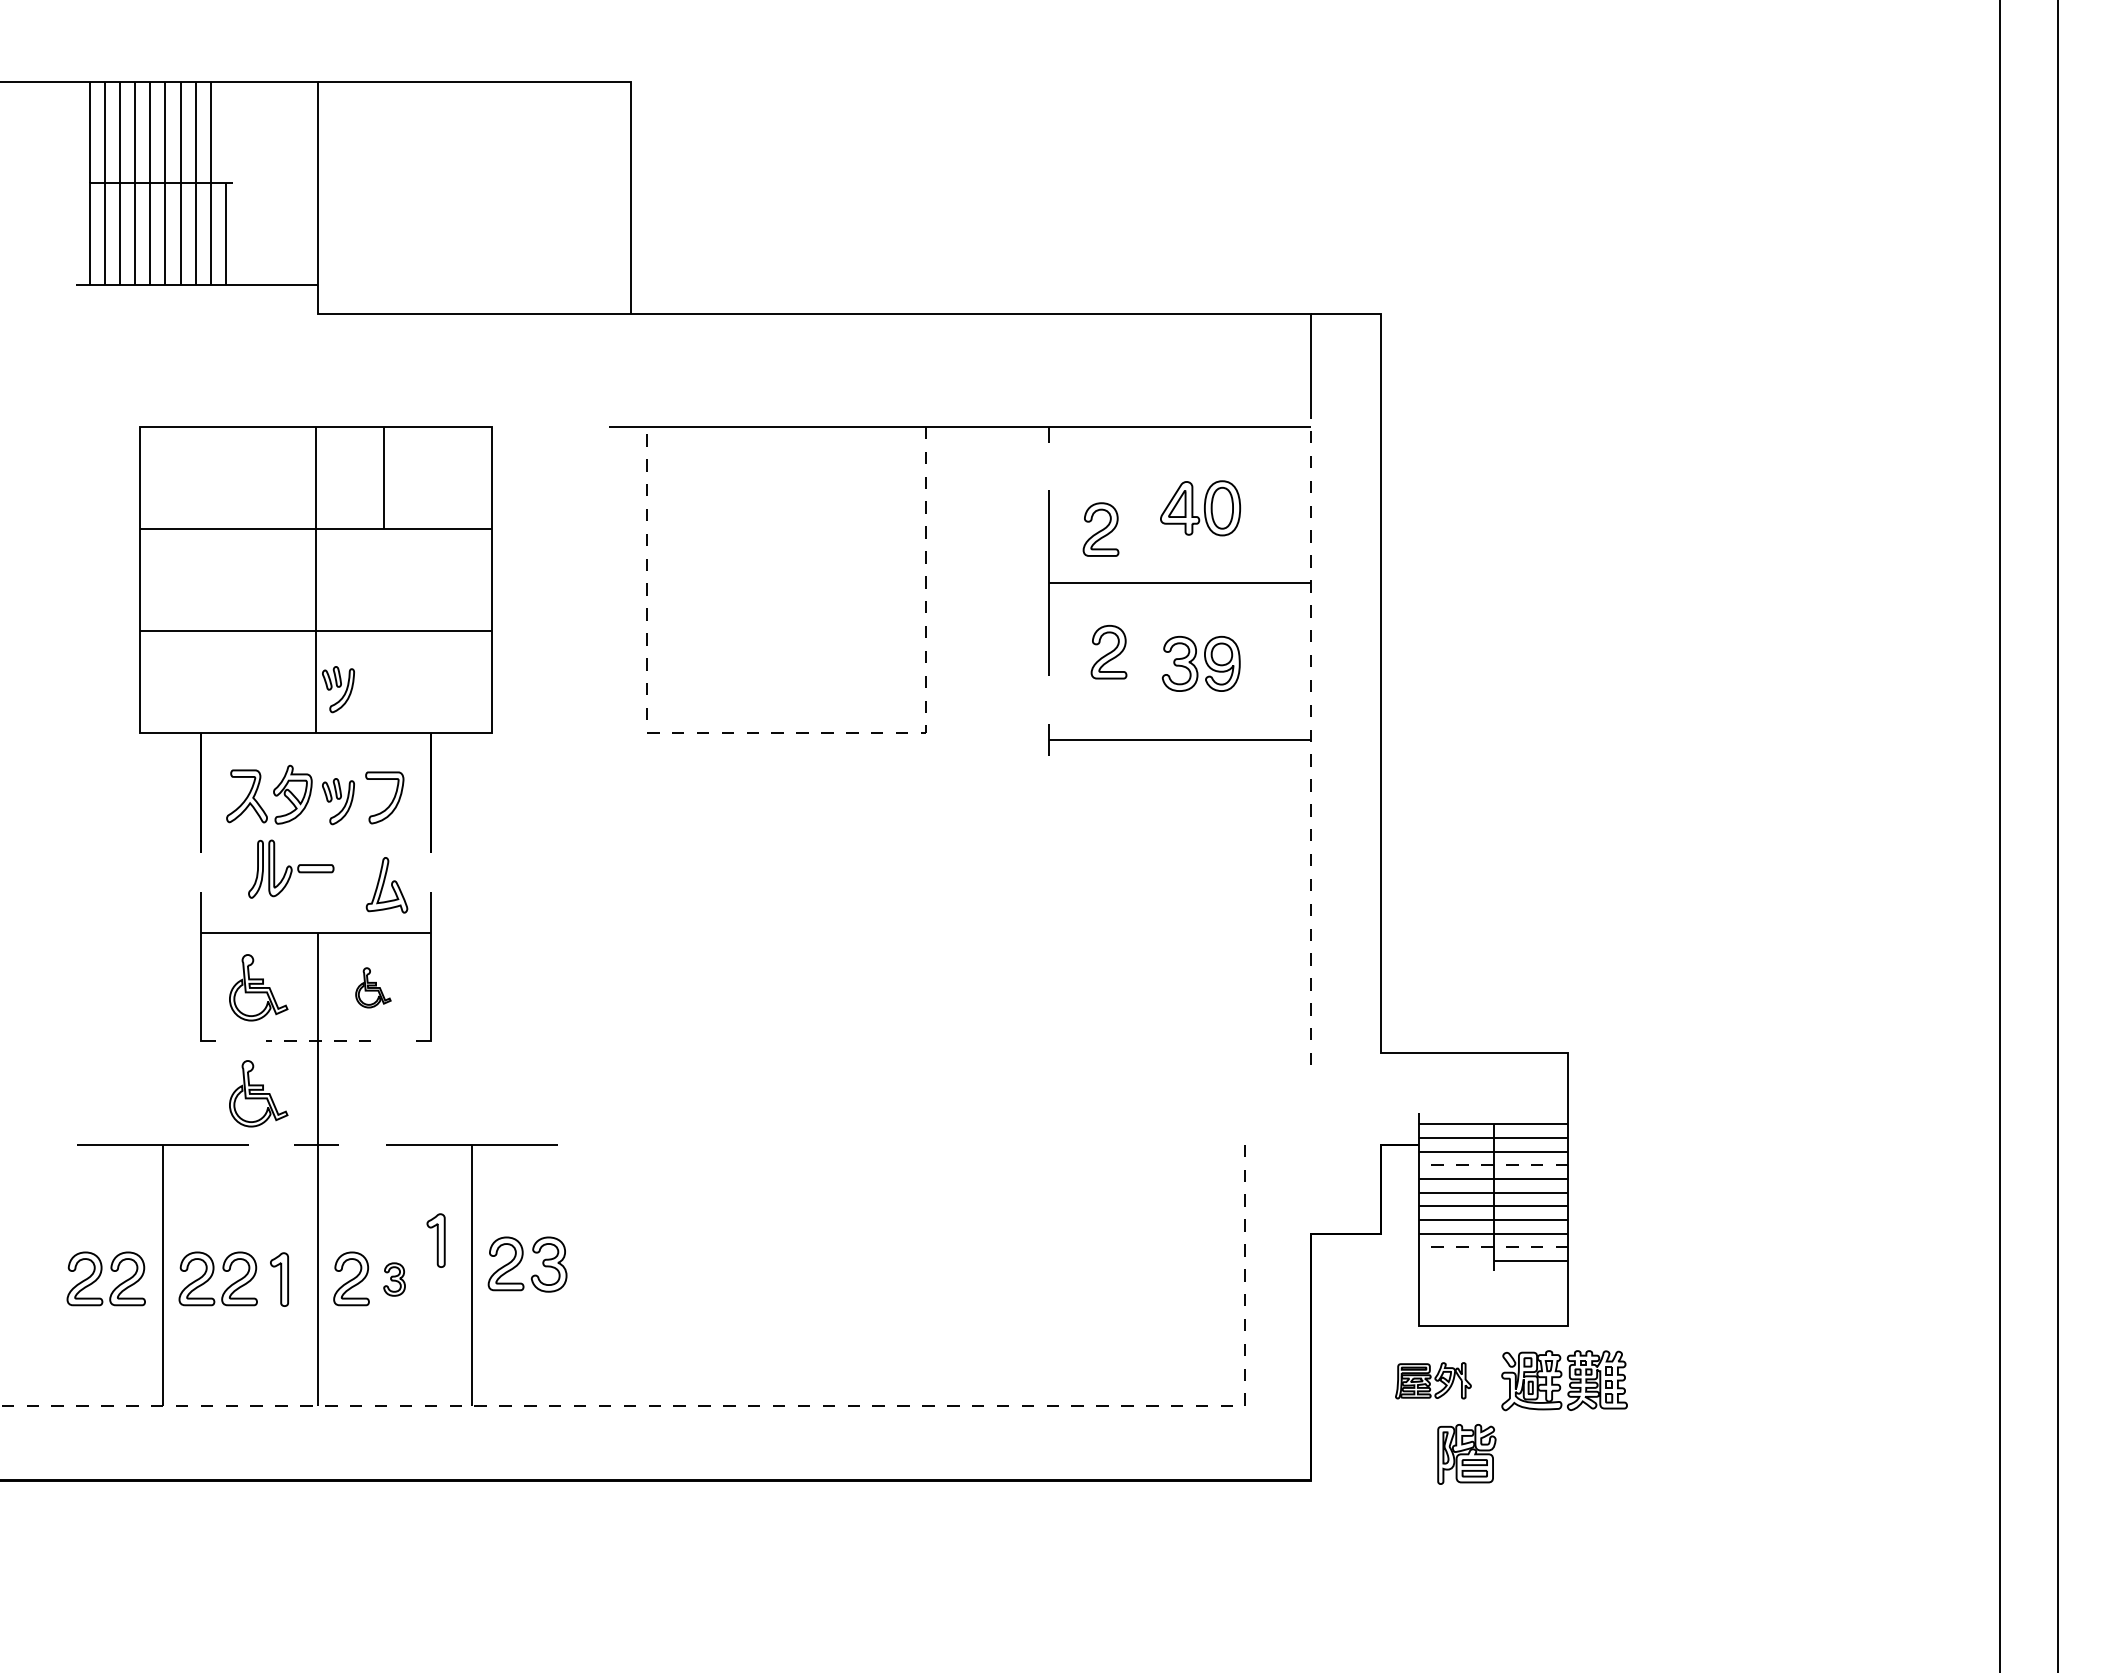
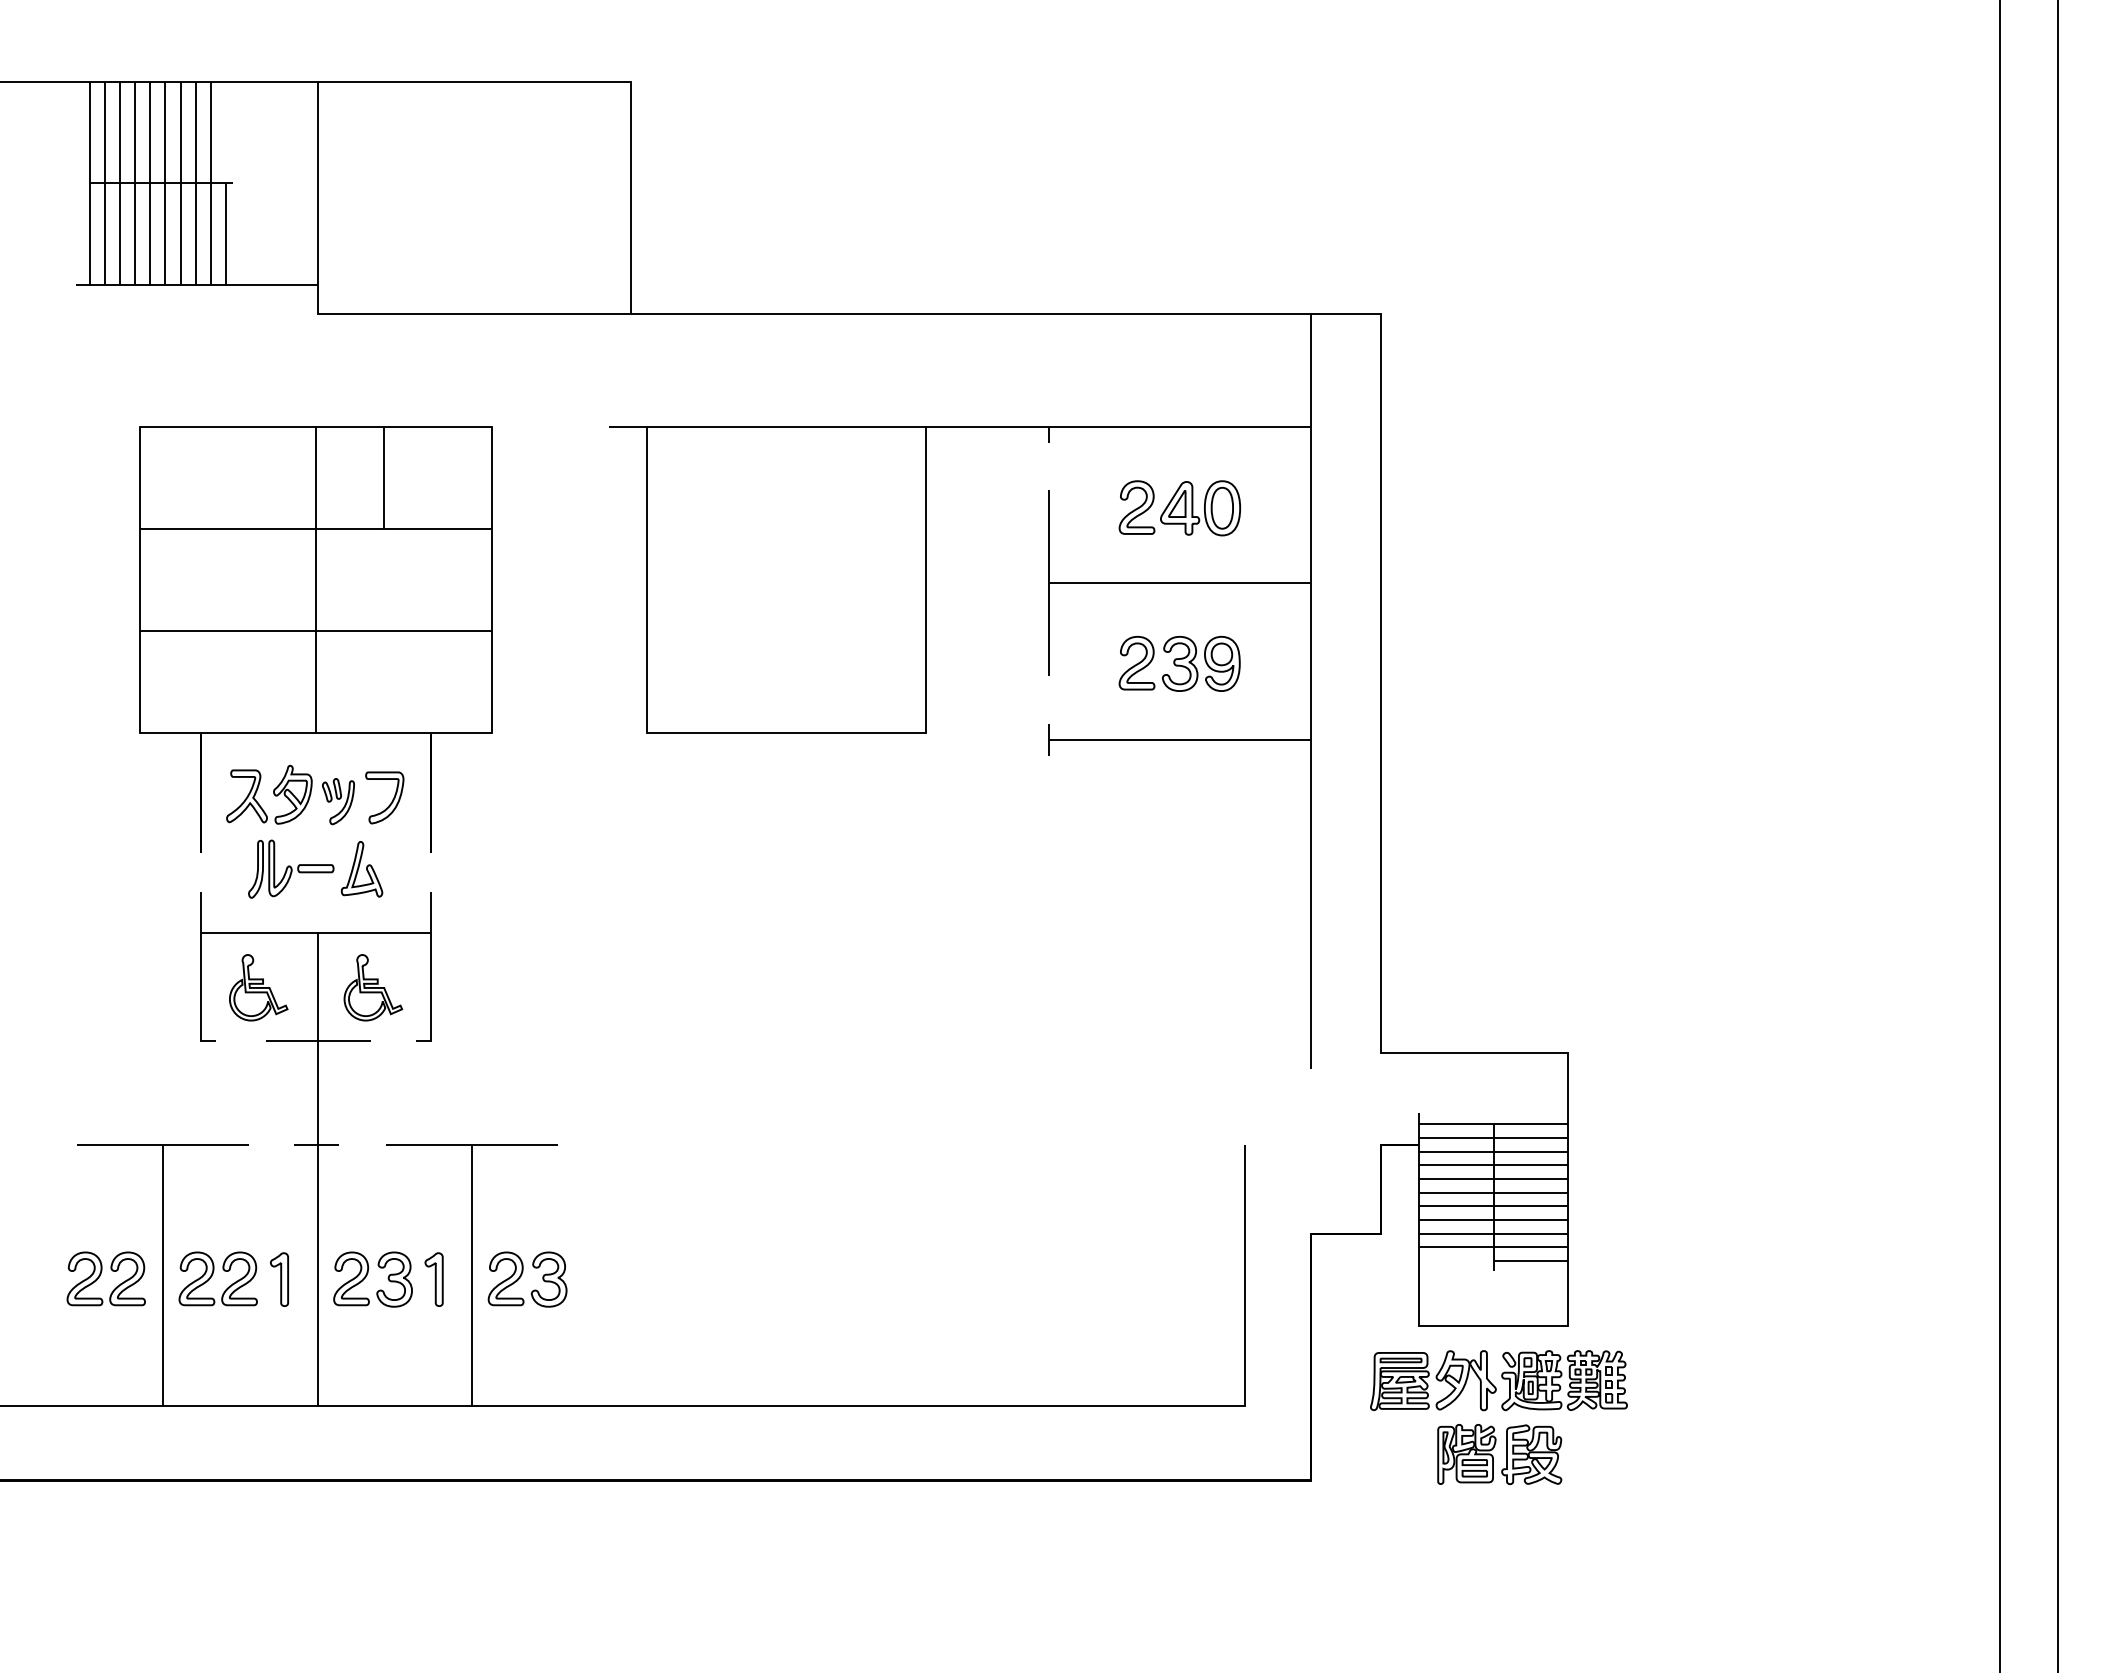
part position: (1100, 529) -> (1136, 507) (1136, 507)
part position: (1108, 651) -> (1136, 662) (1136, 662)
part: present -> none (338, 689)
line: dashed -> solid (786, 732)
line: dashed -> solid (1310, 737)
part position: (386, 885) -> (361, 869) (361, 869)
part size: 37x42 px -> 61x68 px (373, 987)
line: dashed -> solid (318, 1041)
part: present -> none (258, 1093)
line: dashed -> solid (1493, 1165)
part position: (435, 1240) -> (433, 1279) (433, 1279)
line: dashed -> solid (1493, 1247)
part position: (521, 1261) -> (521, 1276) (521, 1276)
part size: 23x35 px -> 37x57 px (394, 1279)
part size: 77x38 px -> 127x62 px (1433, 1380)
line: dashed -> solid (754, 1406)
part: none -> present (1531, 1454)
